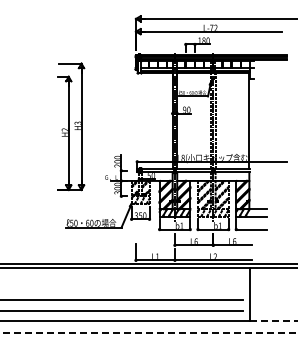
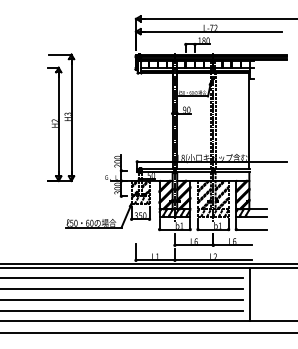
part position: (71, 126) -> (61, 117) (61, 117)
line: none -> present (122, 278)
line: none -> present (122, 289)
line: dashed -> solid (274, 321)
line: dashed -> solid (149, 332)
